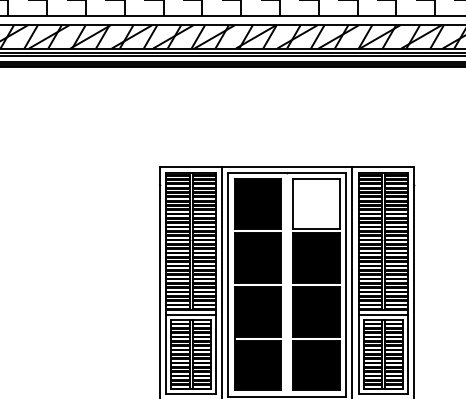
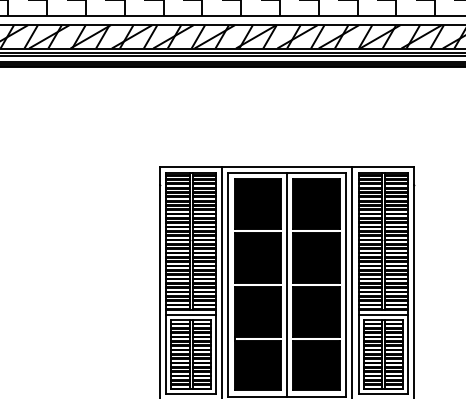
fill: none -> present (316, 203)
line: none -> present (287, 284)
